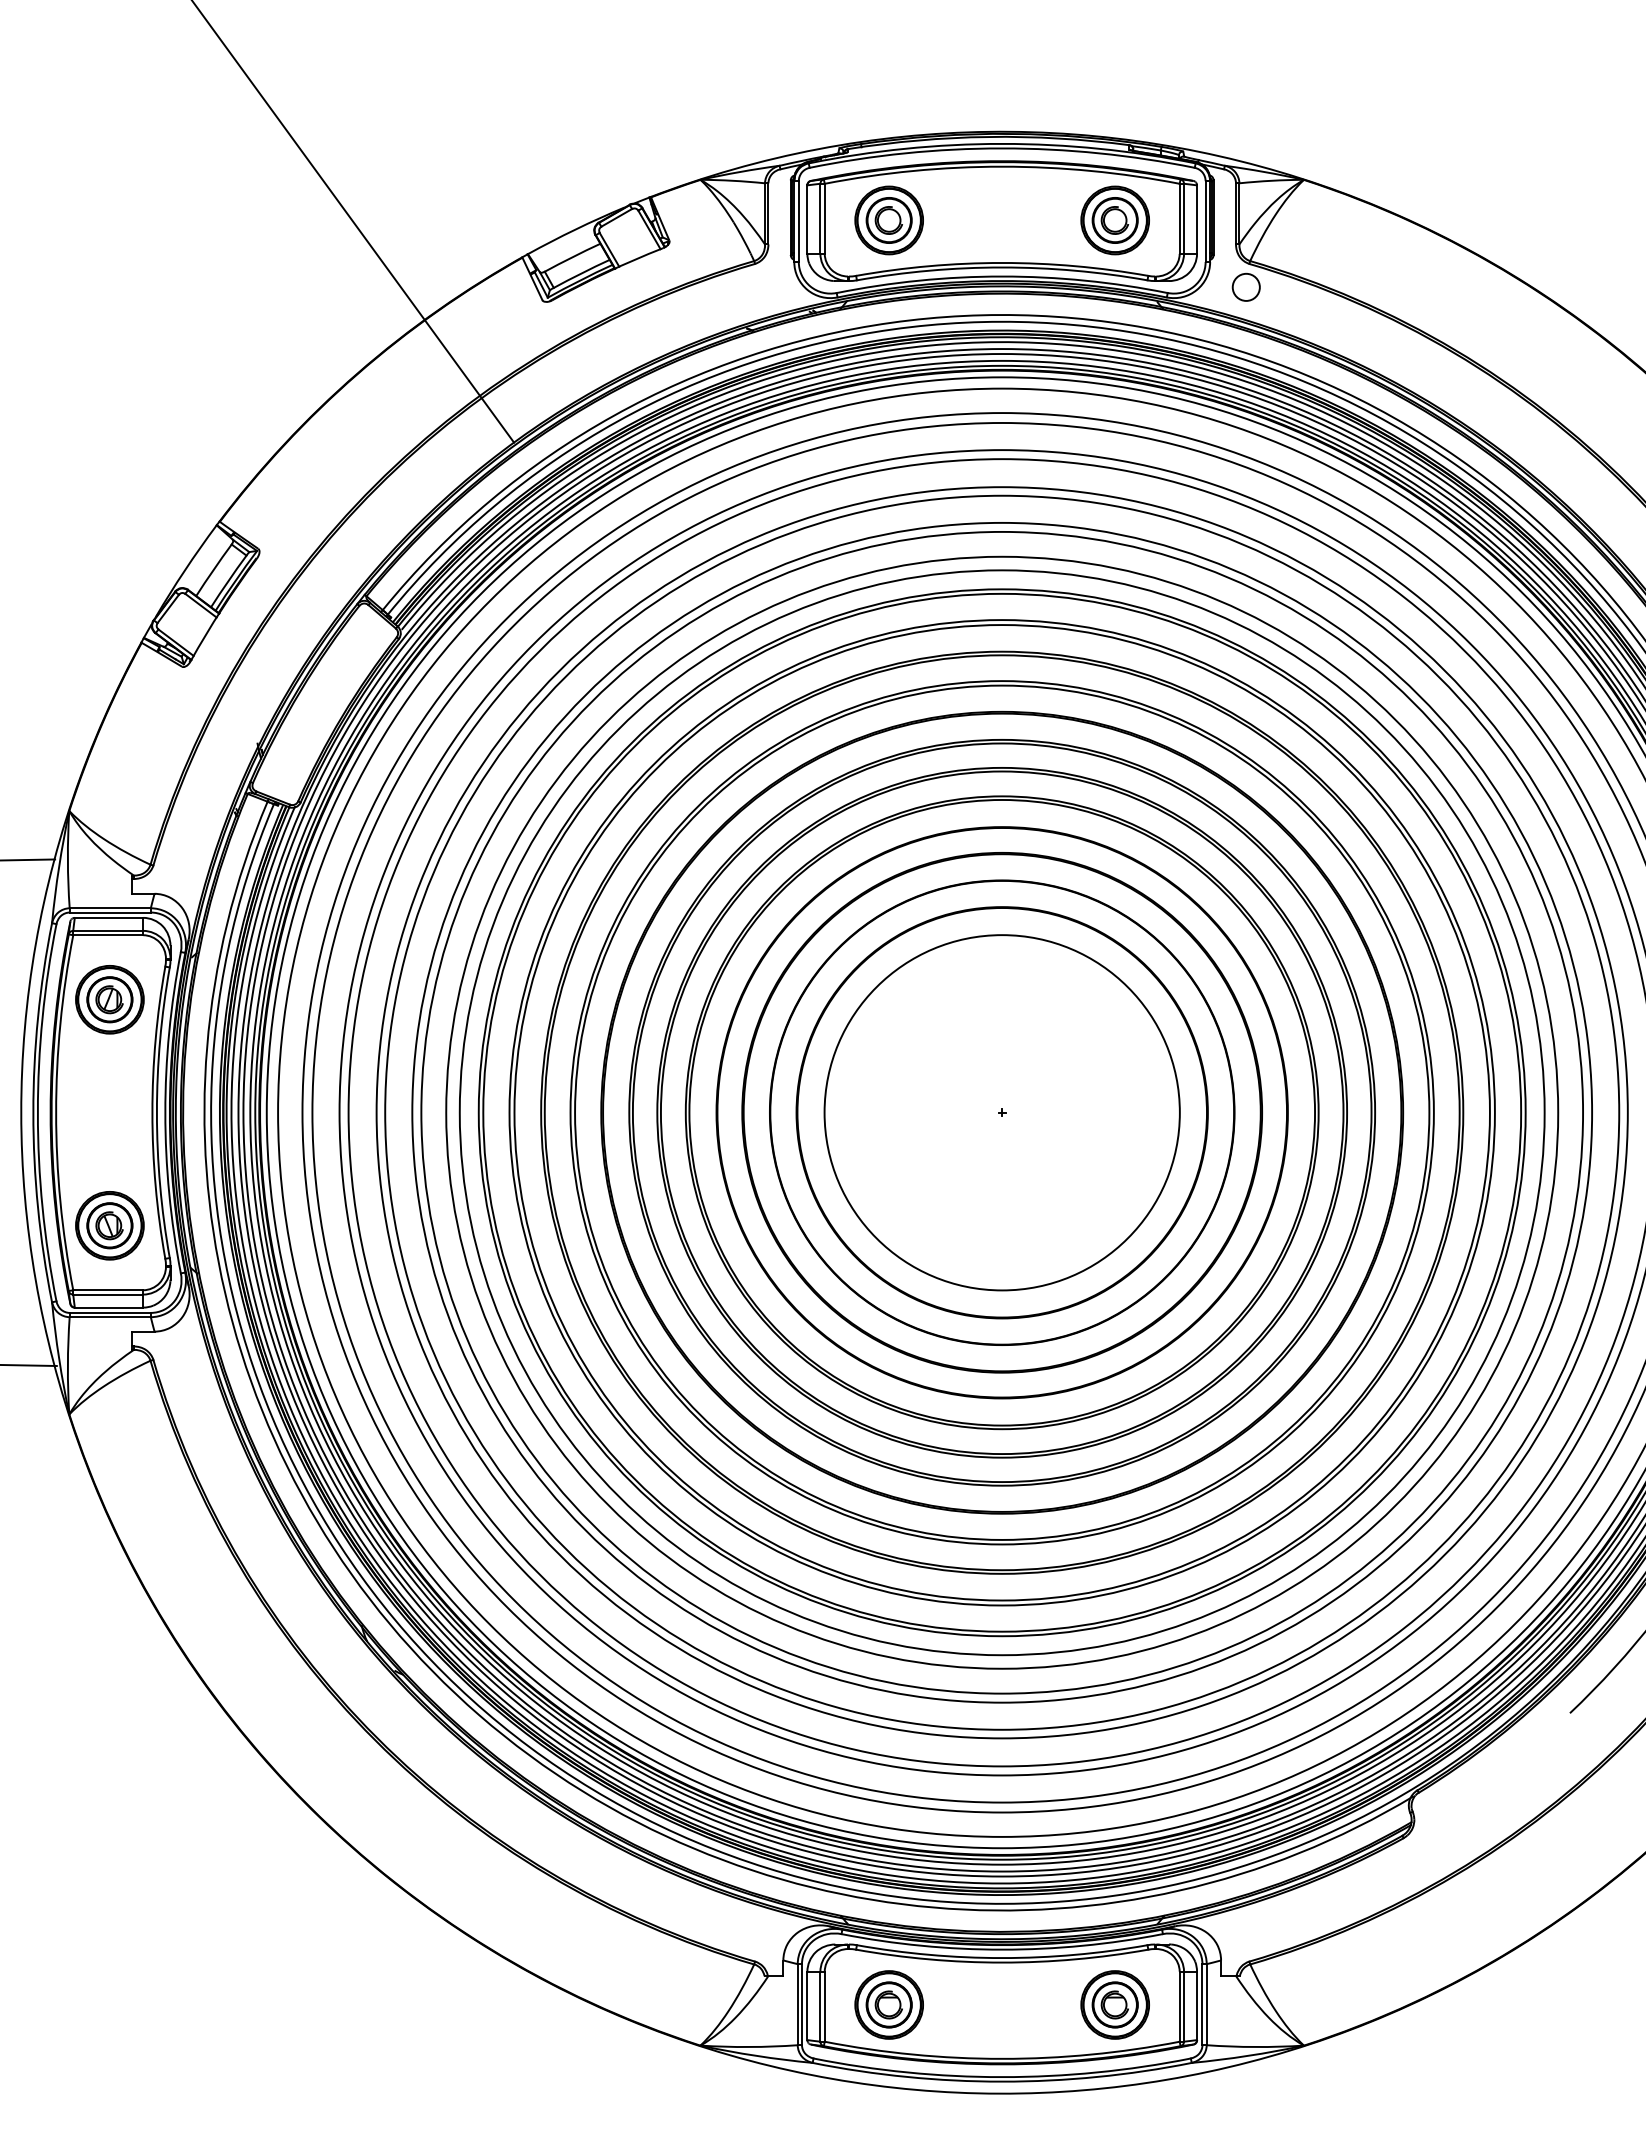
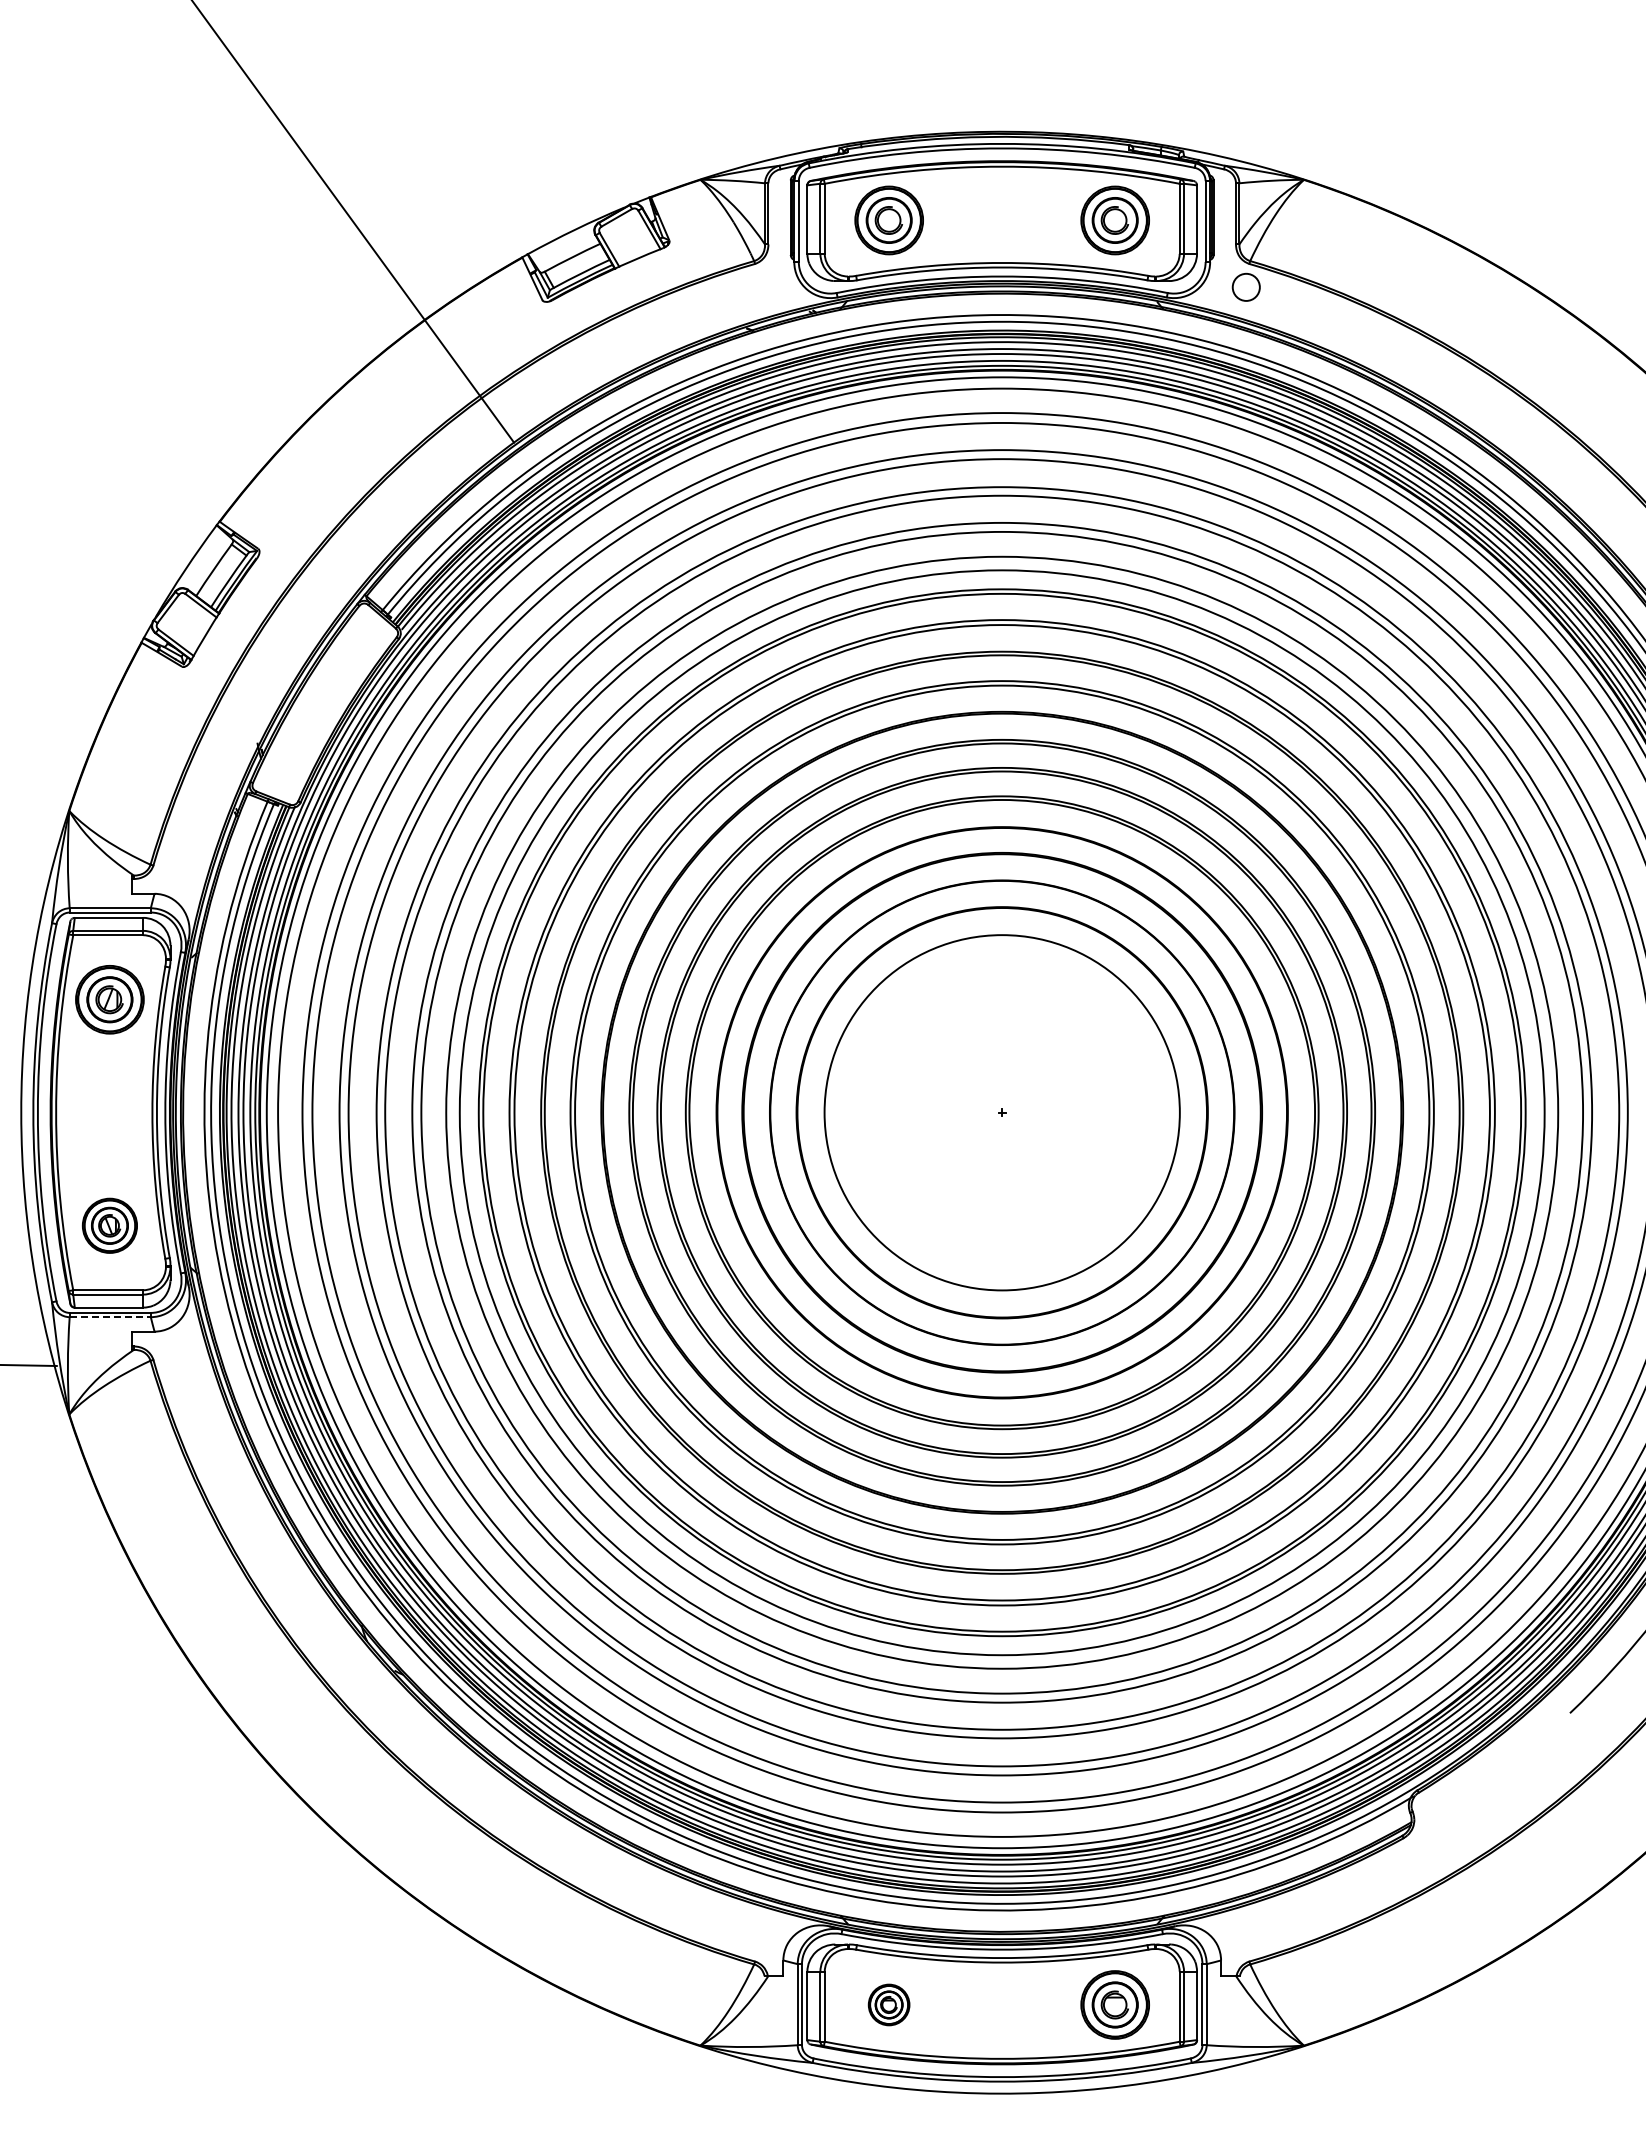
line: present -> none (28, 859)
part size: 70x70 px -> 57x57 px (109, 1225)
line: solid -> dashed (110, 1317)
part size: 70x70 px -> 44x44 px (888, 2004)
